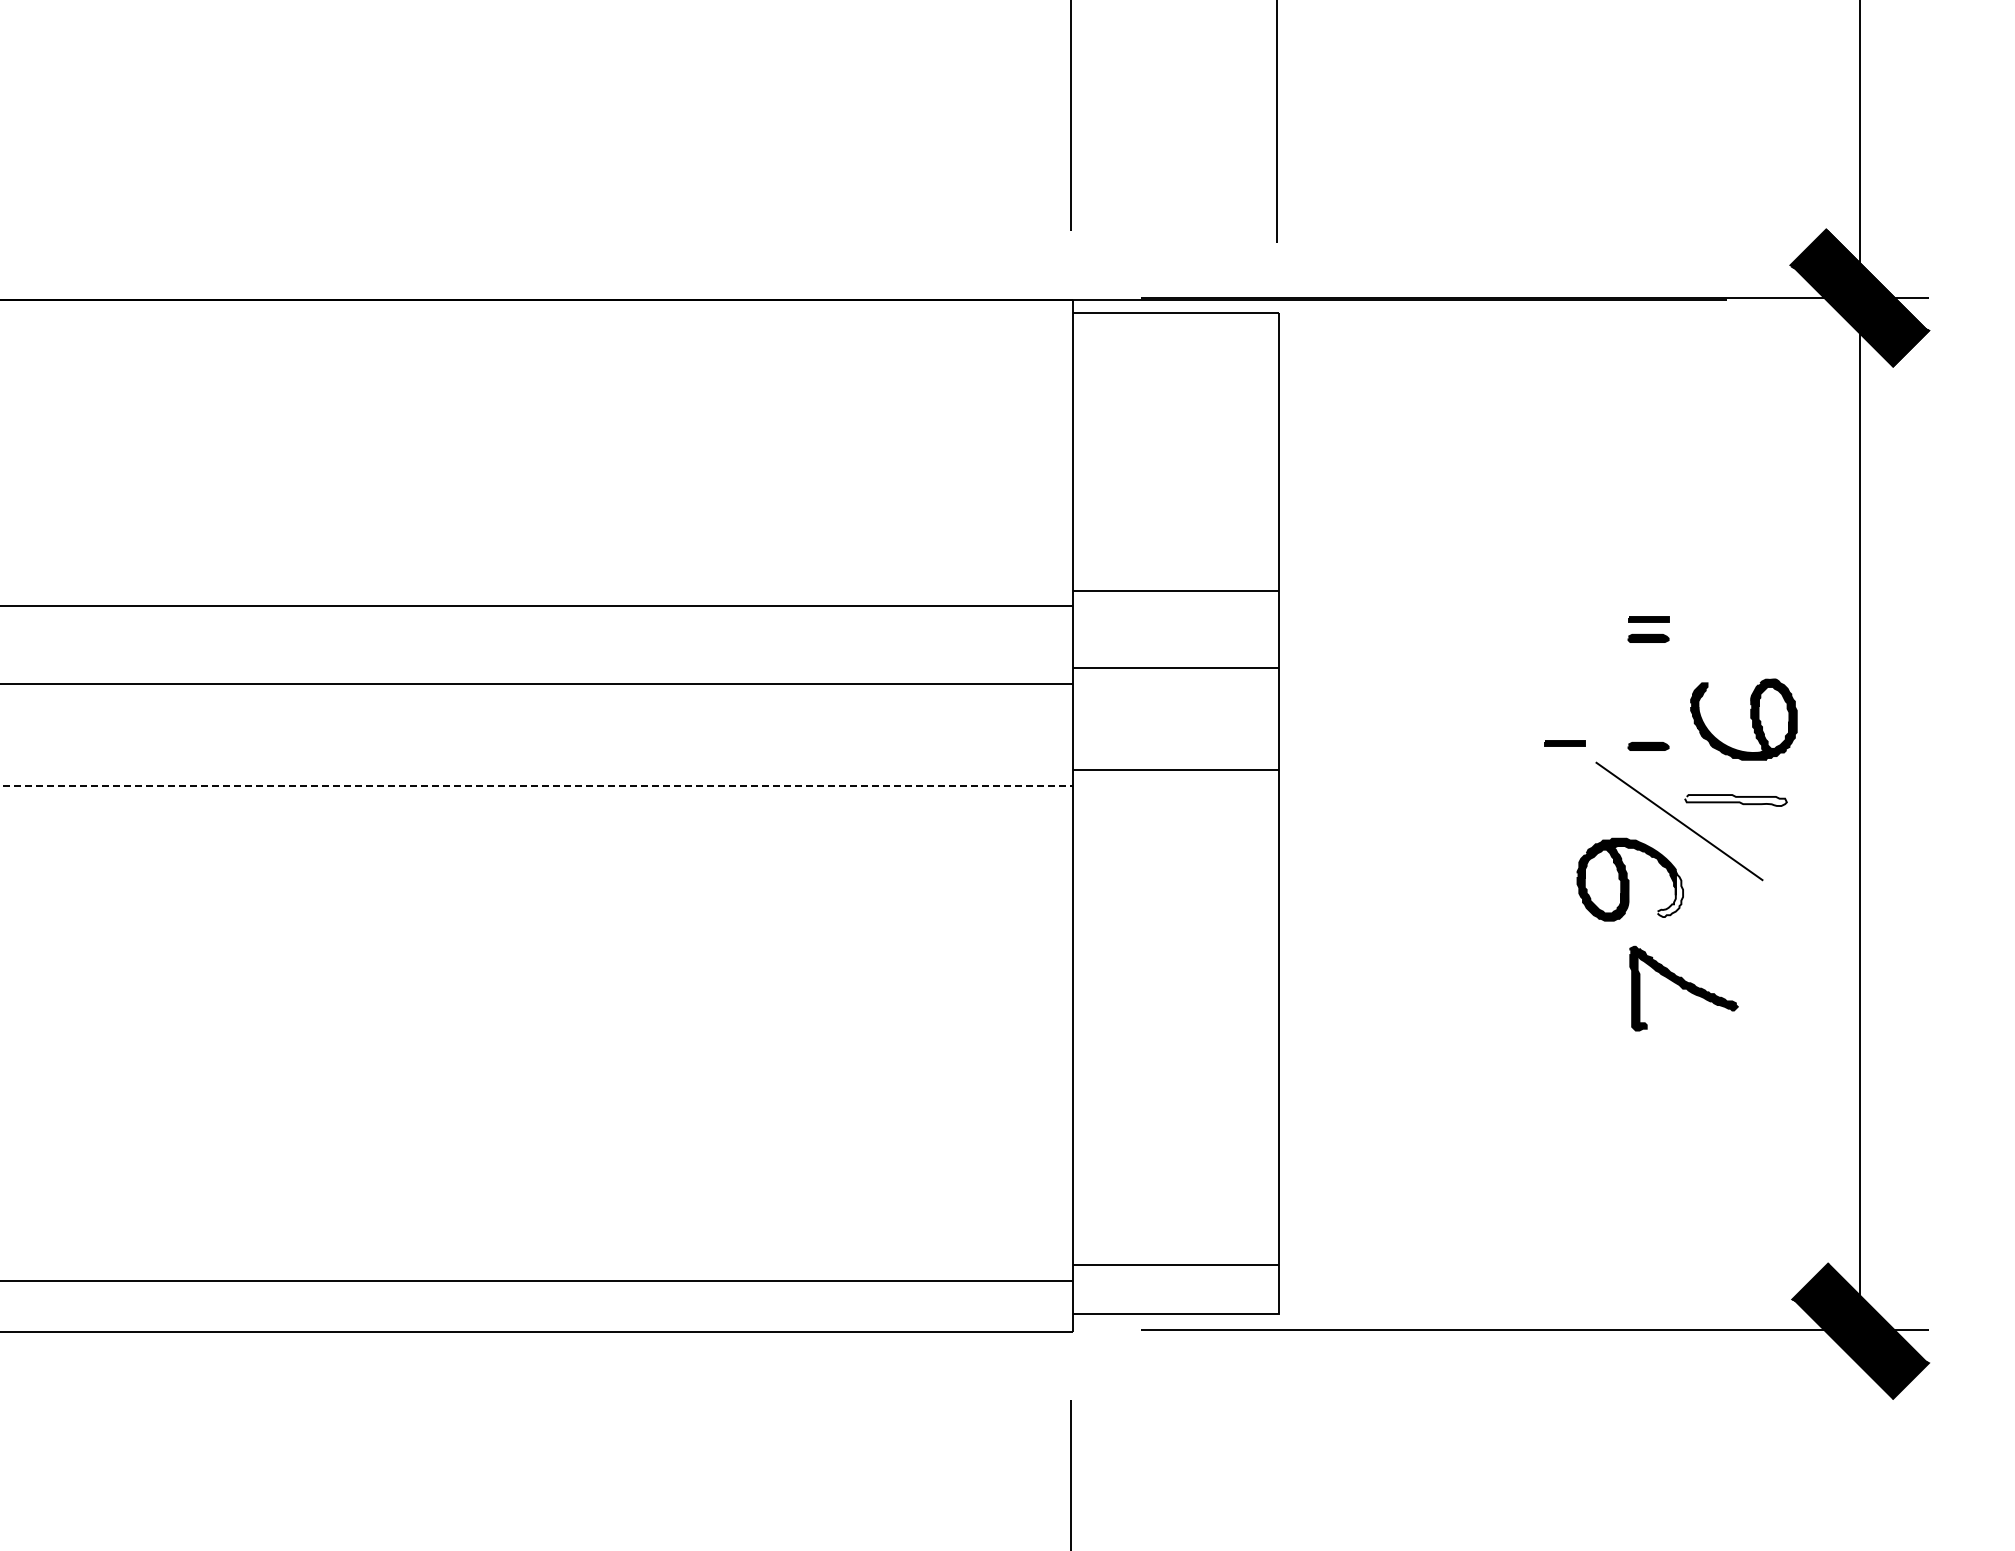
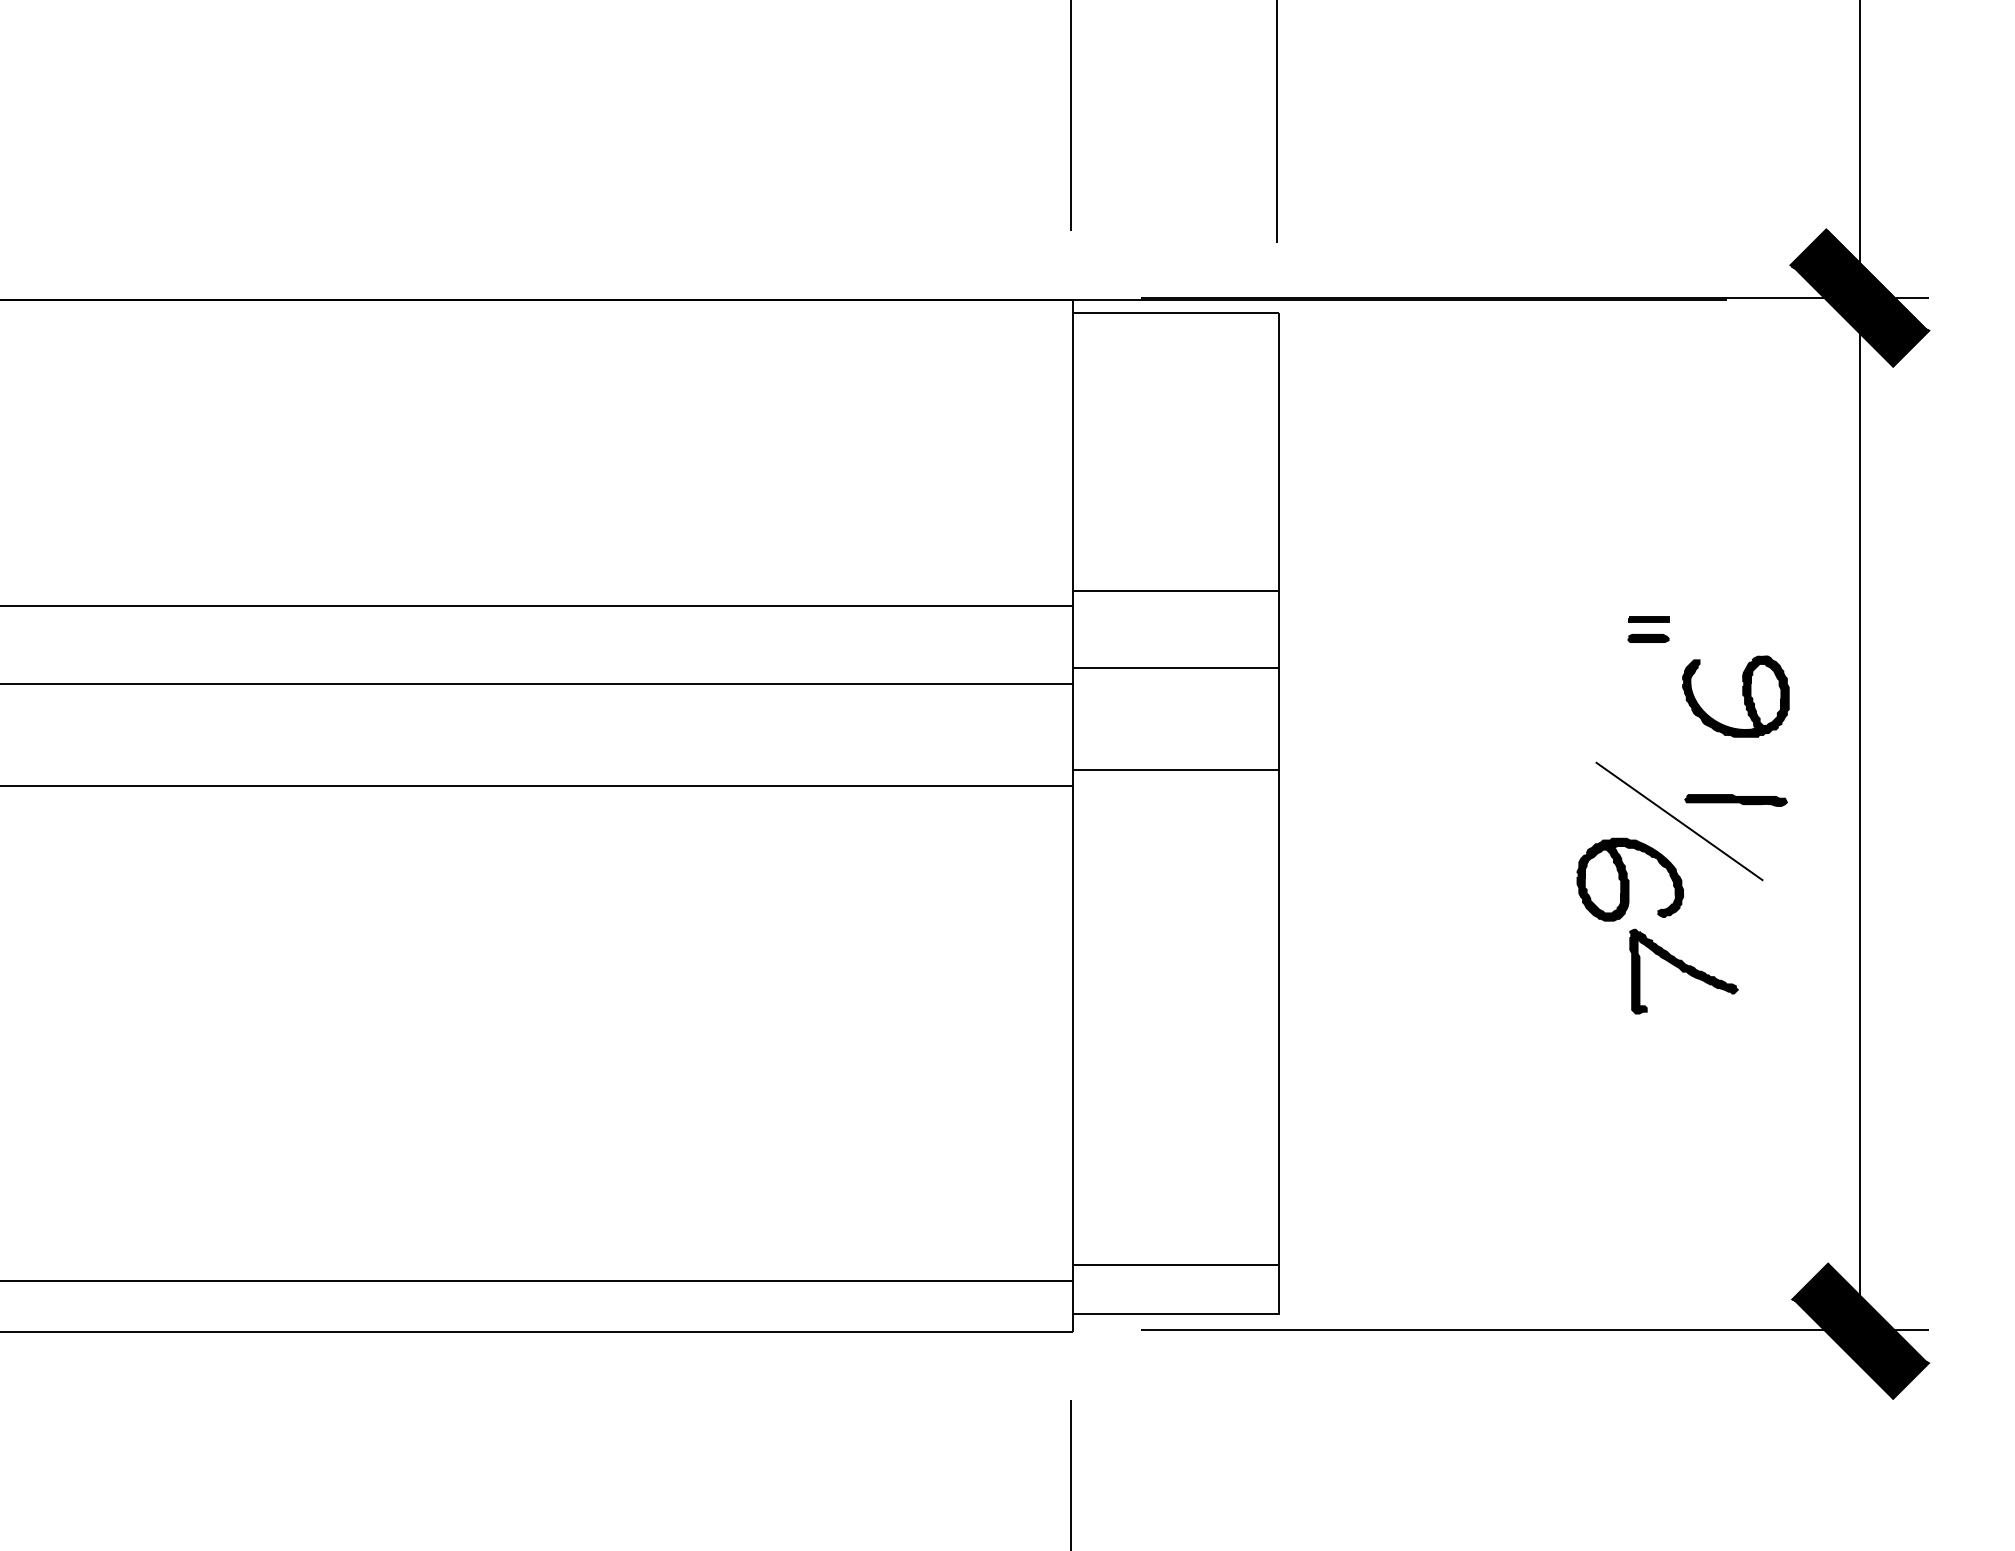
part position: (1750, 718) -> (1742, 695) (1742, 695)
part: present -> none (1564, 743)
part: present -> none (1648, 746)
line: dashed -> solid (537, 785)
fill: none -> present (1735, 800)
fill: none -> present (1670, 894)
part position: (1683, 988) -> (1683, 971) (1683, 971)
